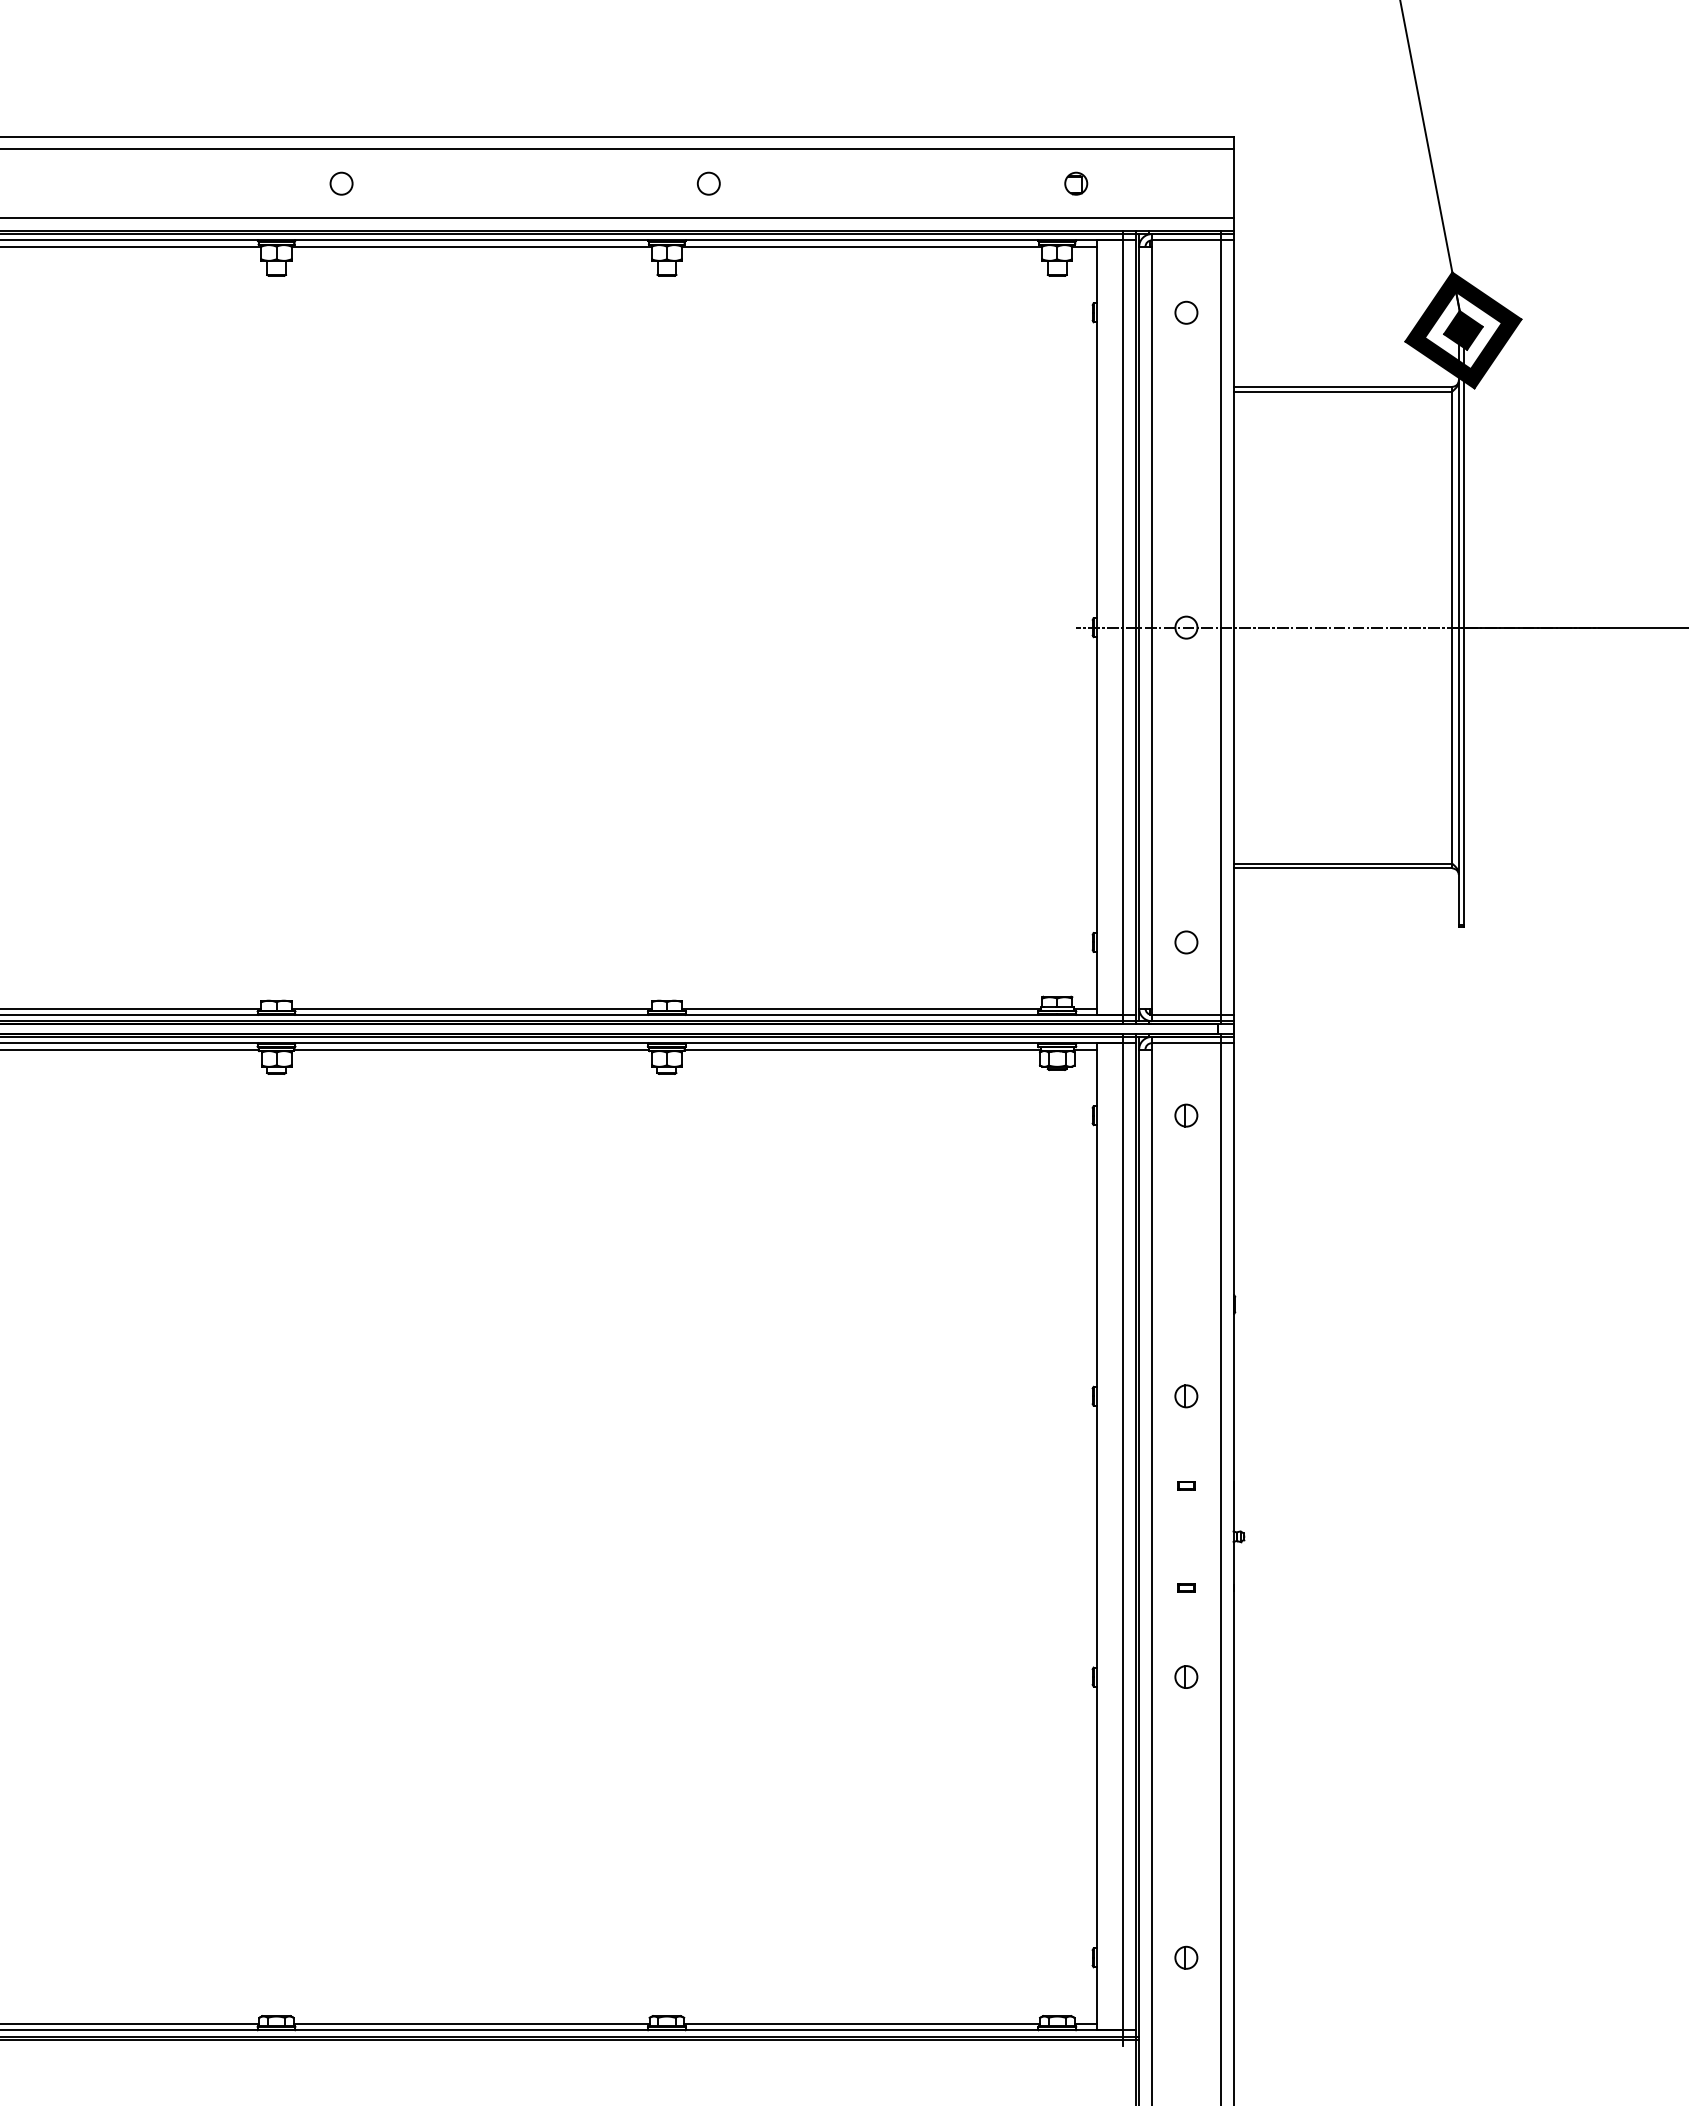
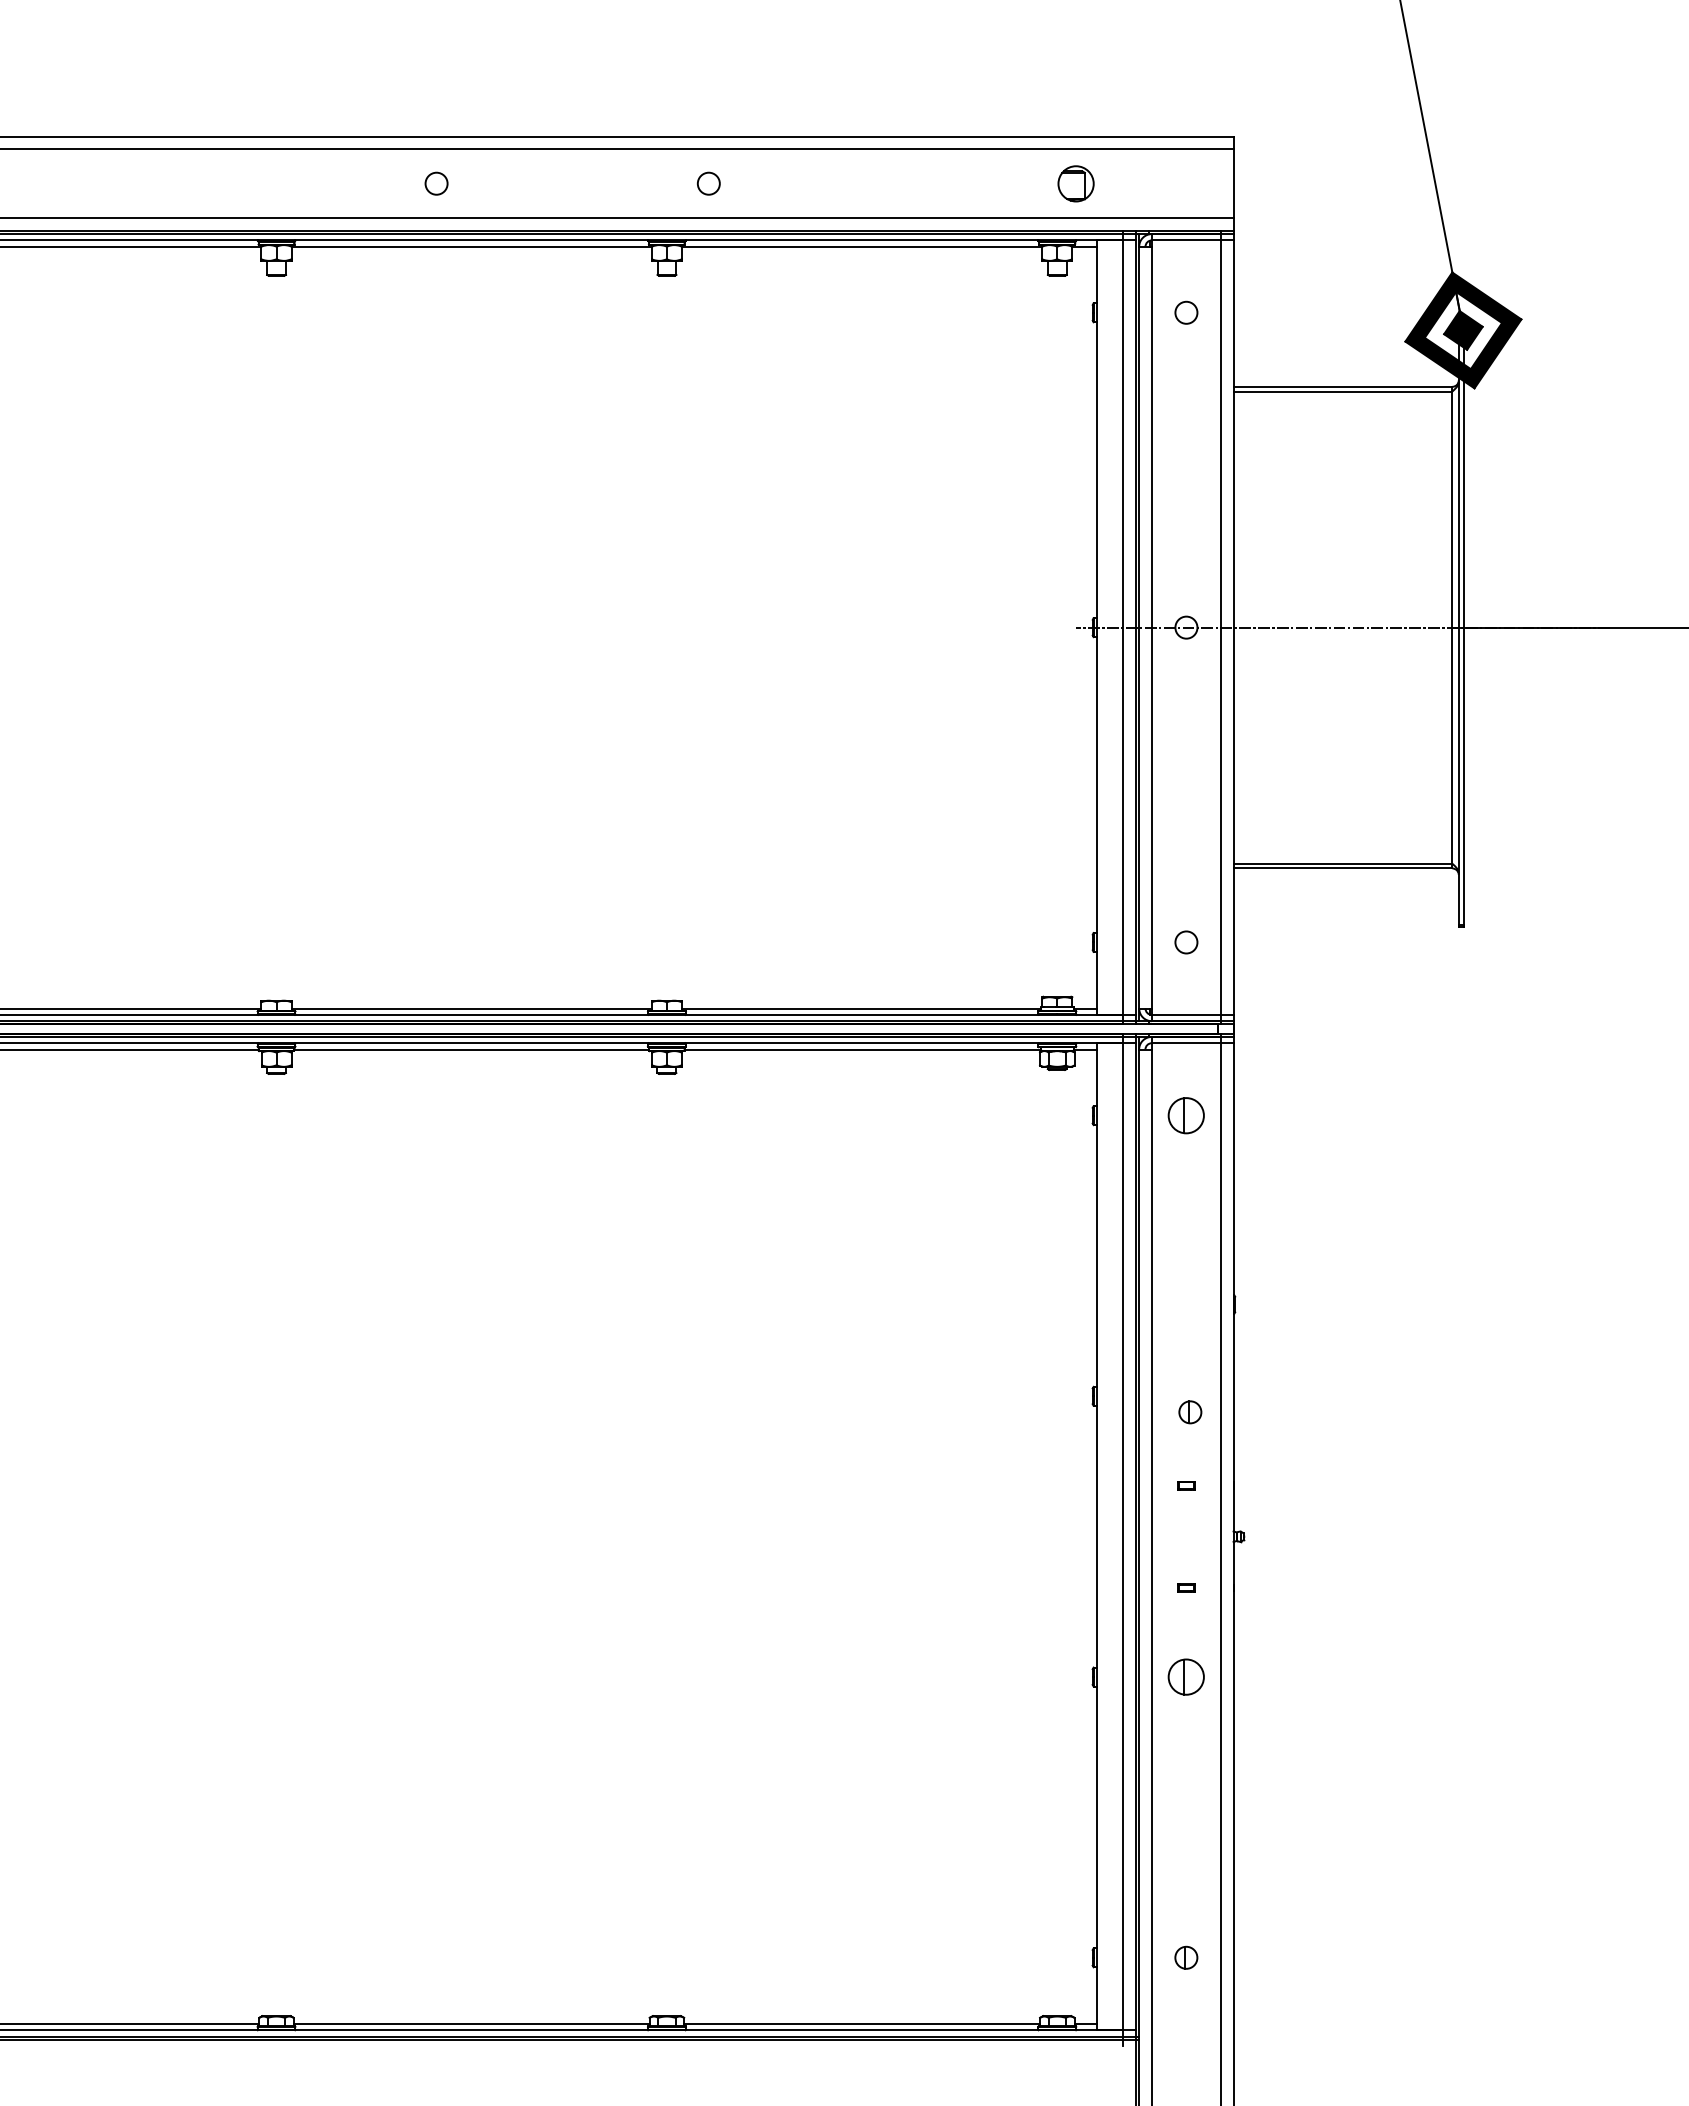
circle position: (341, 183) -> (436, 183) (436, 183)
part size: 25x25 px -> 38x38 px (1075, 183)
part size: 25x25 px -> 38x38 px (1185, 1115)
part position: (1186, 1396) -> (1190, 1412) (1190, 1412)
part size: 25x24 px -> 38x38 px (1185, 1676)
